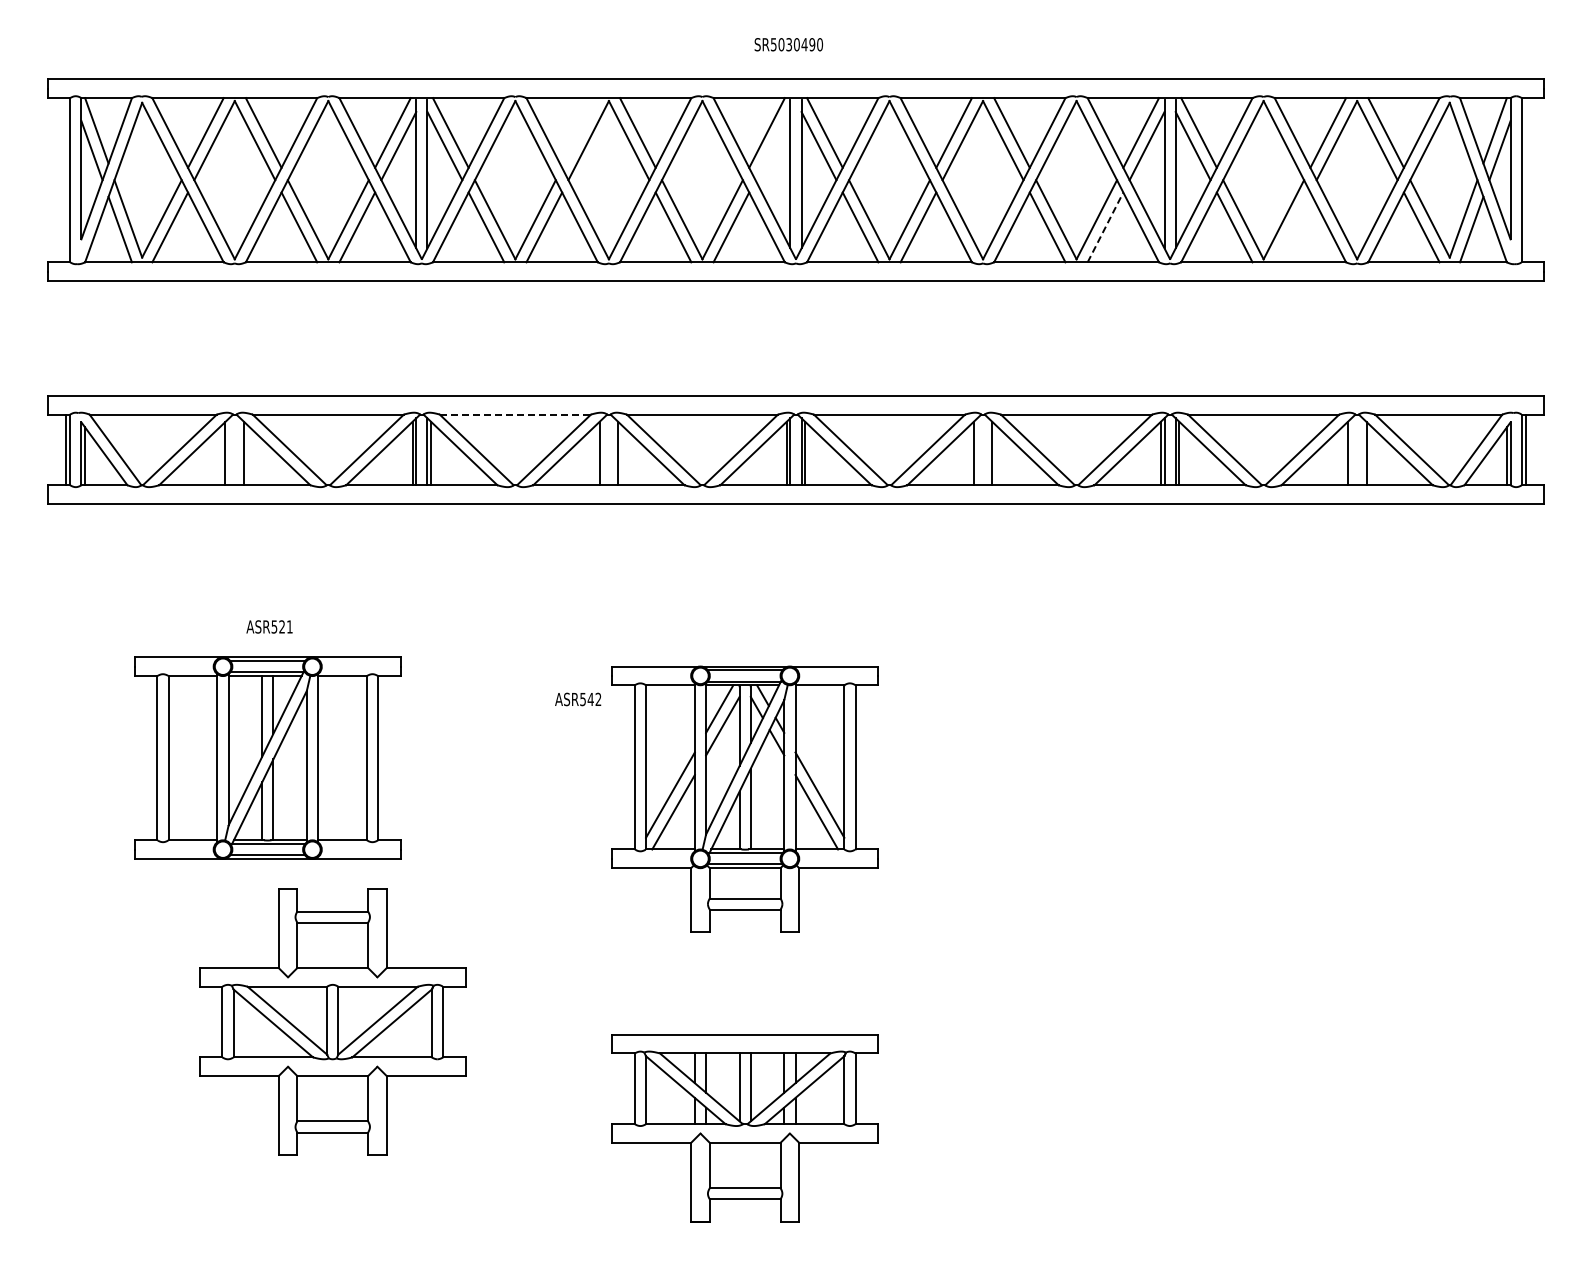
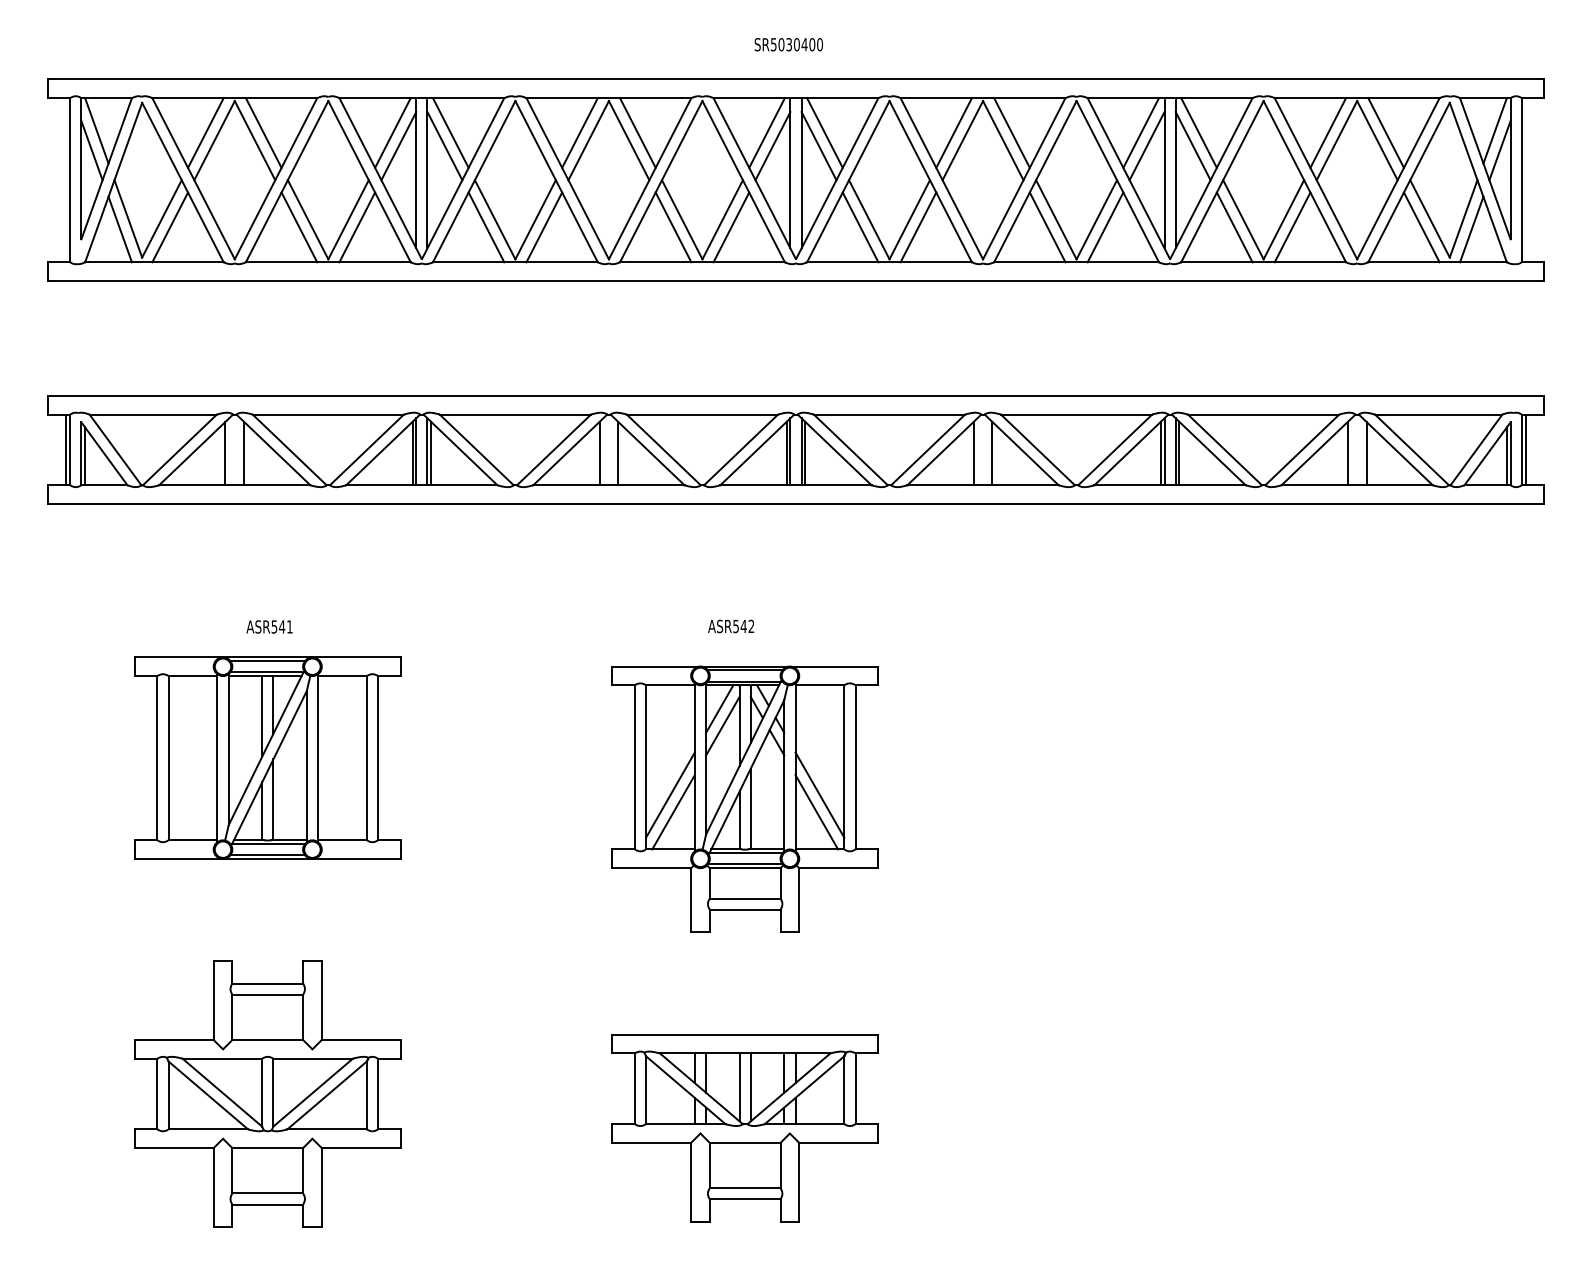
text: SR5030490 -> SR5030400 (812, 44)
line: none -> present (579, 132)
line: none -> present (772, 146)
line: dashed -> solid (1105, 227)
line: none -> present (1292, 227)
line: dashed -> solid (515, 414)
text: ASR521 -> ASR541 (282, 626)
text position: (578, 699) -> (731, 626) (731, 626)
part position: (332, 1021) -> (267, 1093) (267, 1093)
